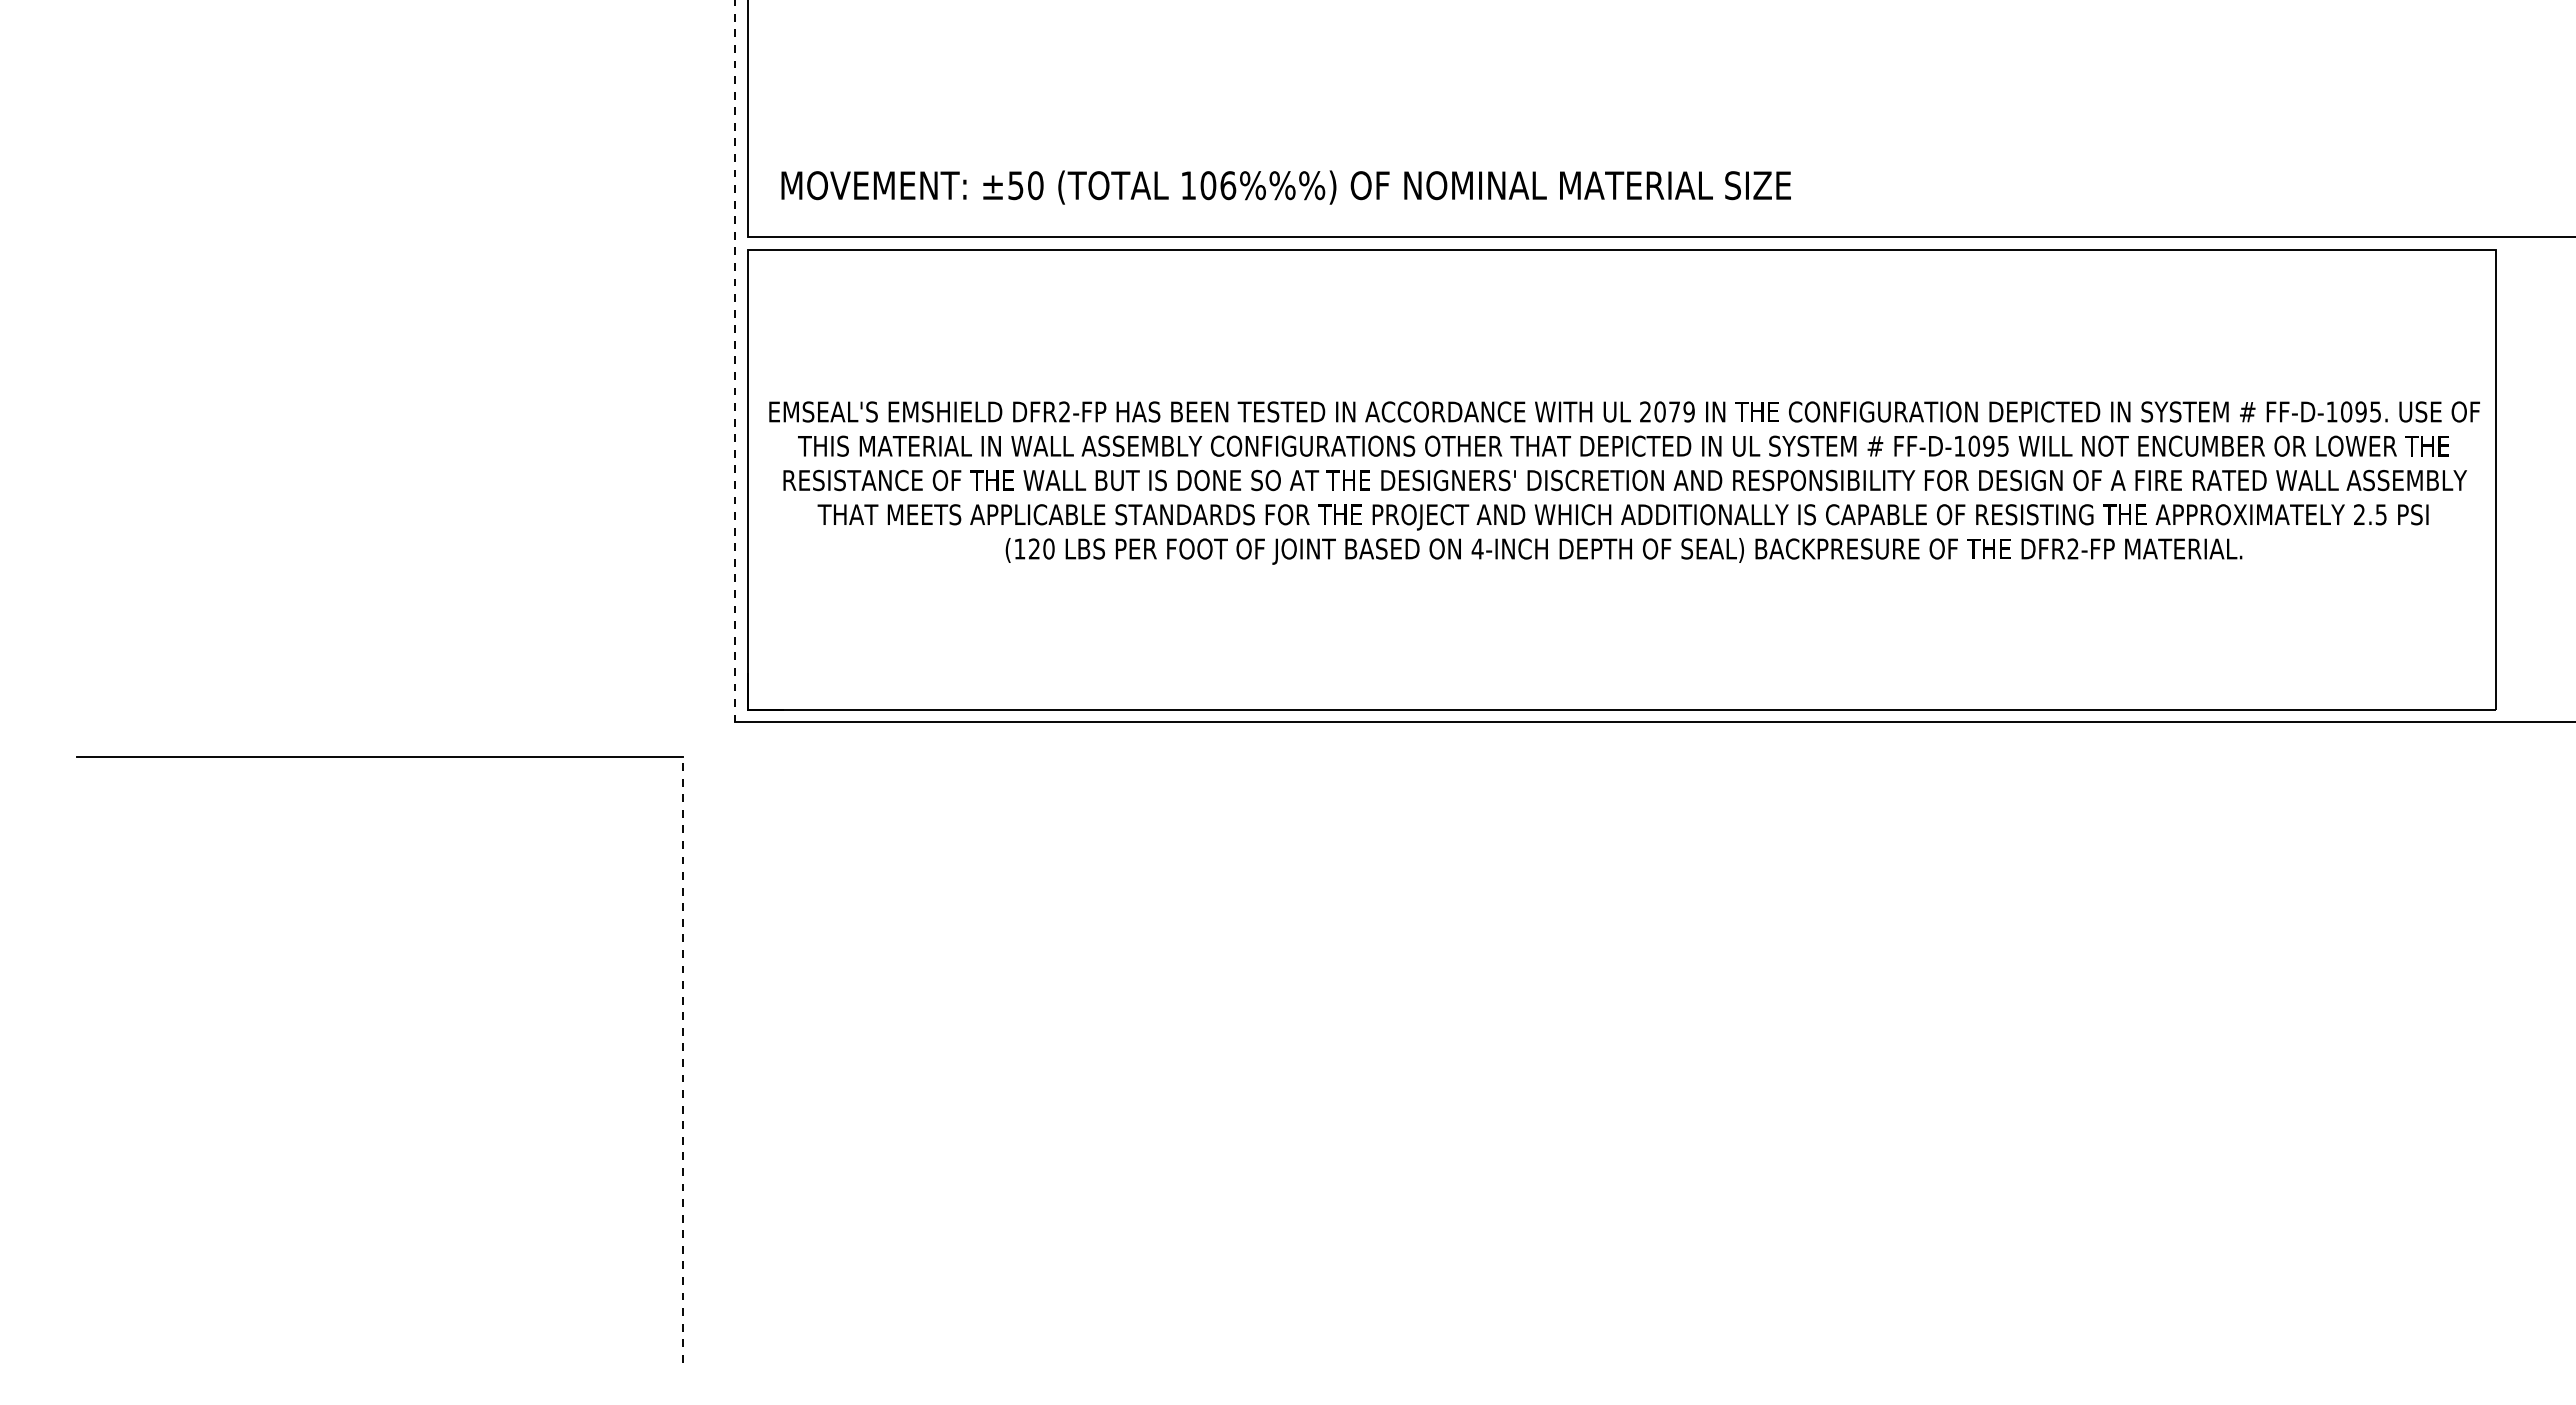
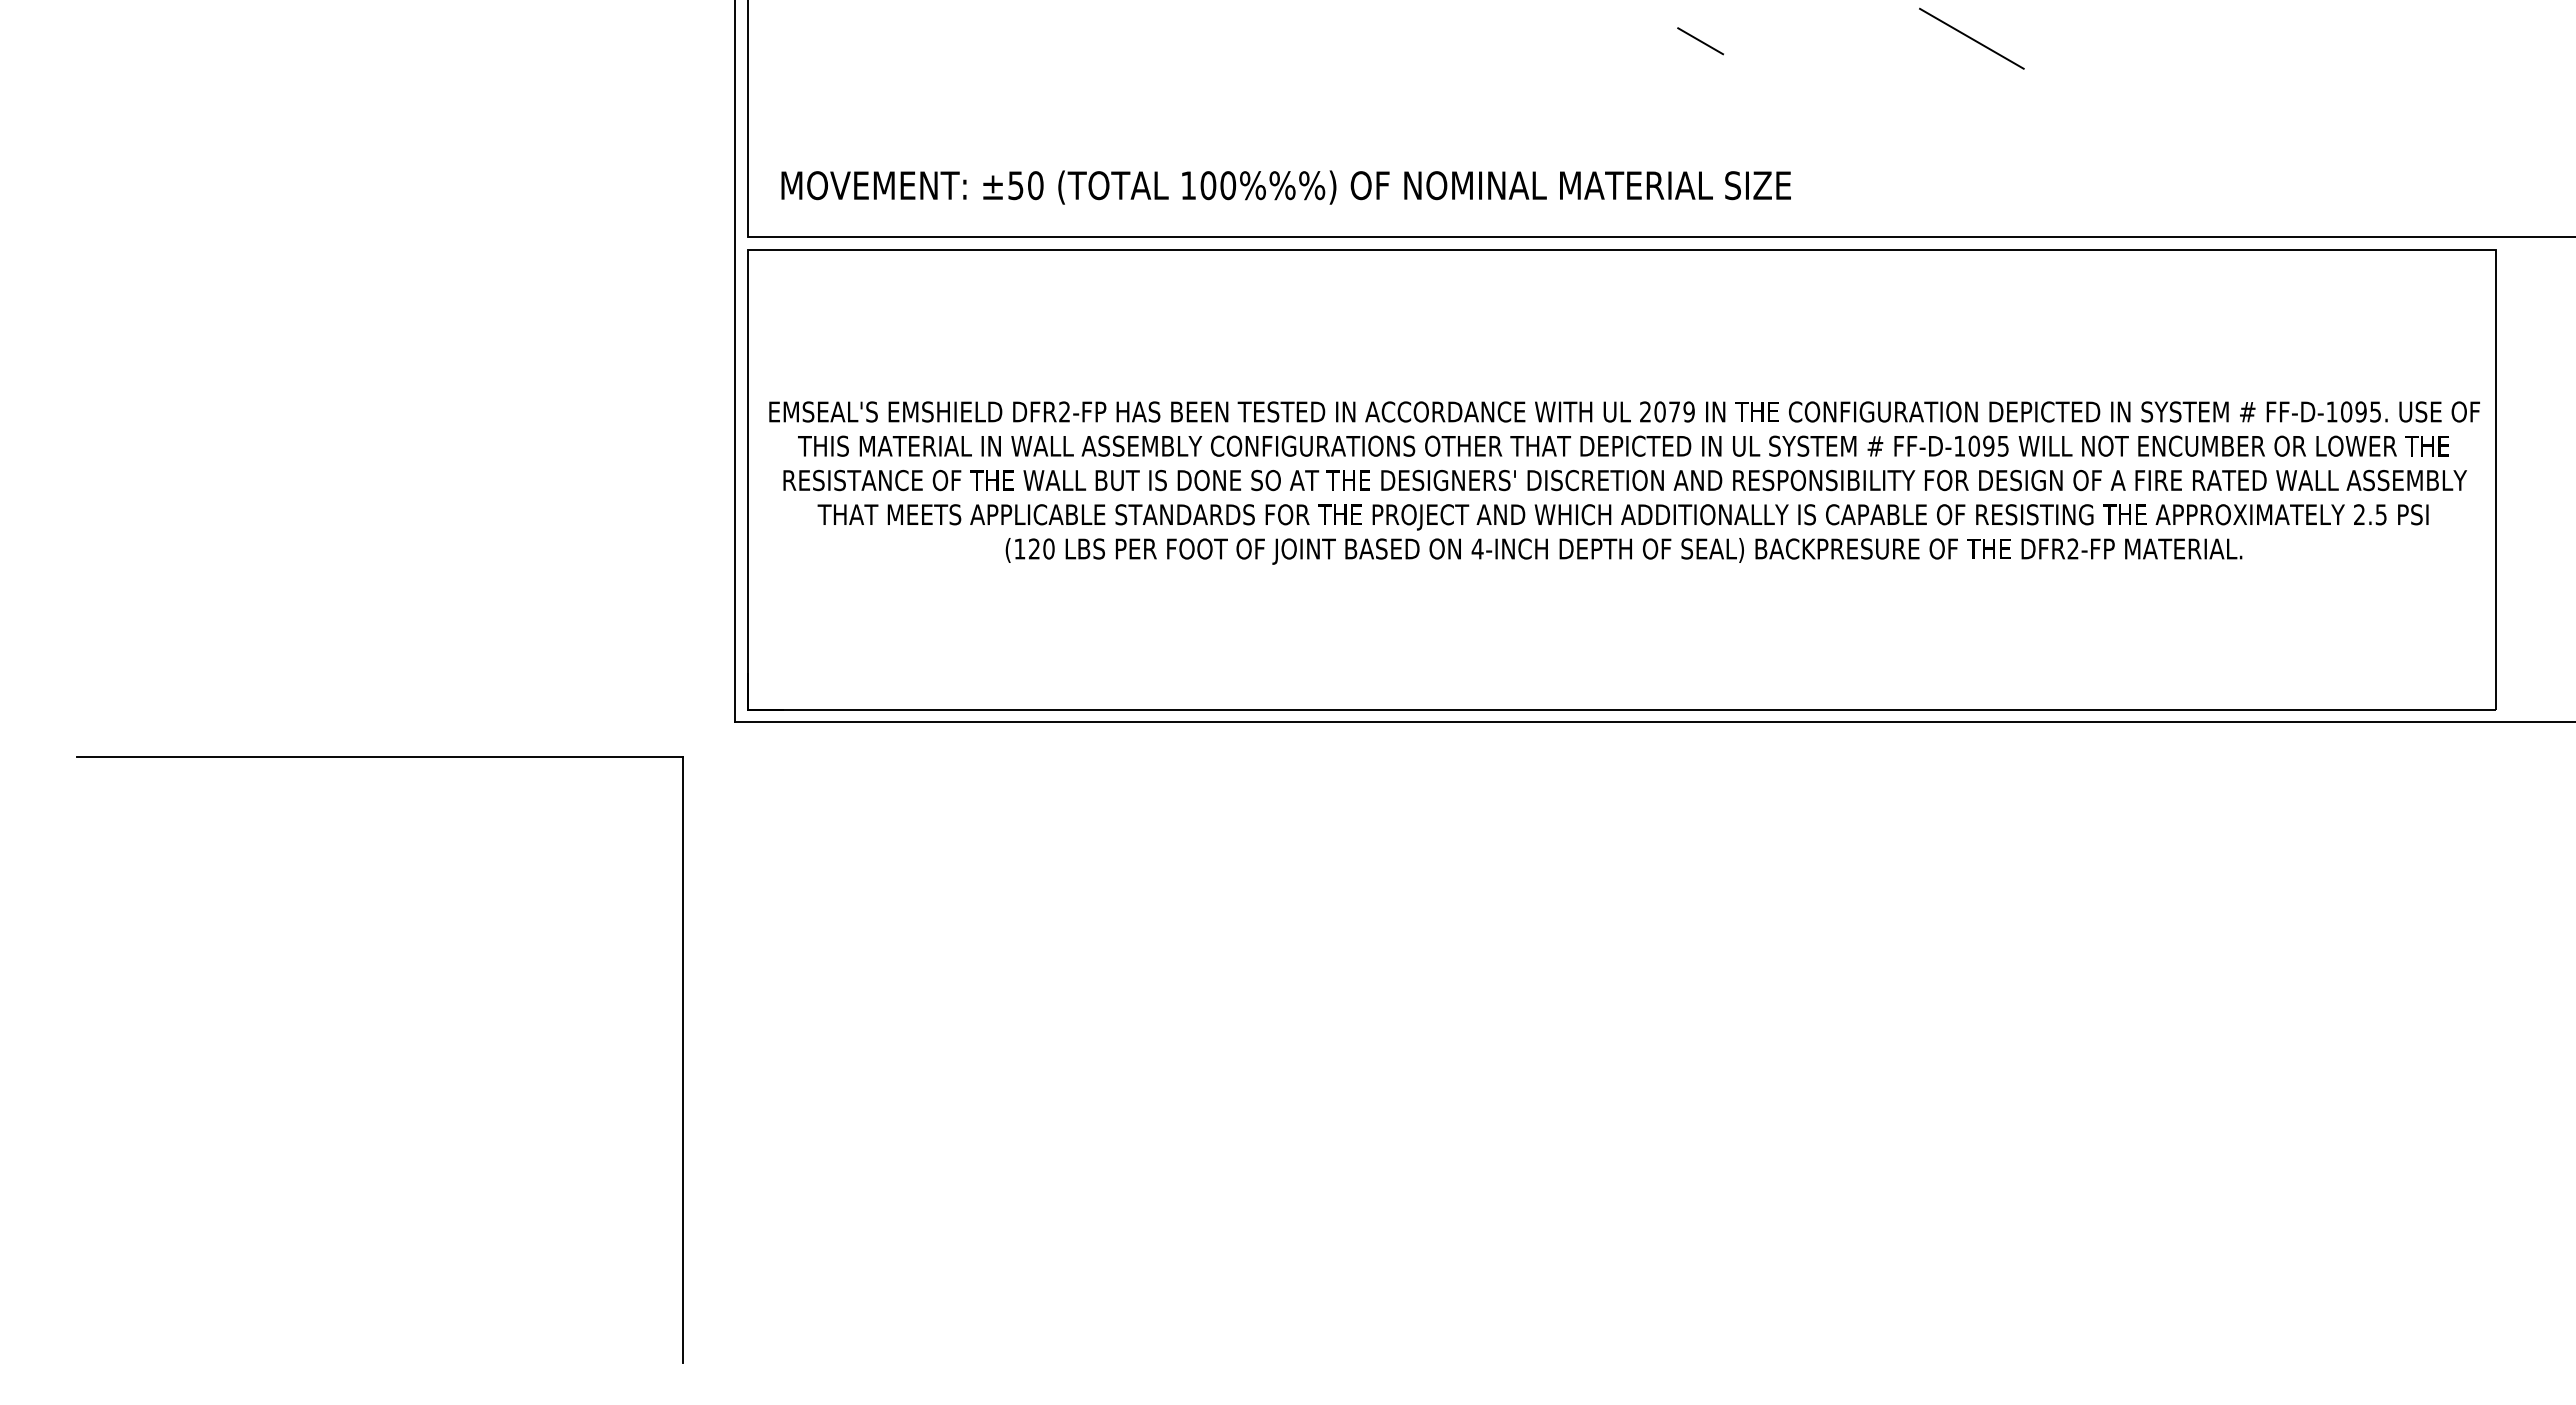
line: none -> present (1966, 35)
line: none -> present (1700, 41)
text: 106%%%) -> 100%%%) (1228, 185)
line: dashed -> solid (734, 361)
line: dashed -> solid (682, 1059)
